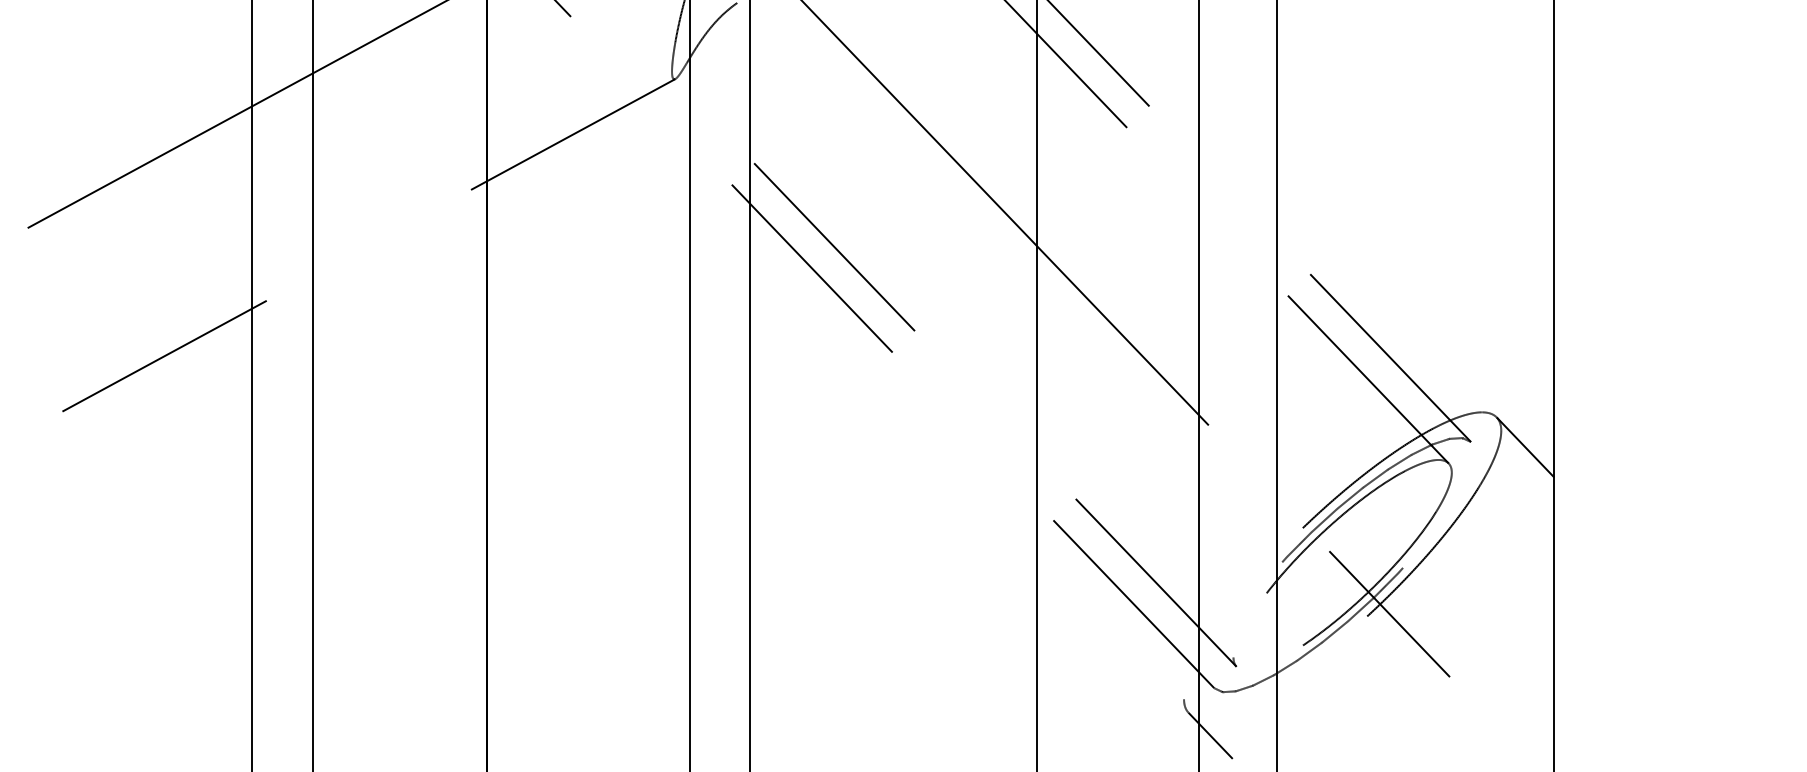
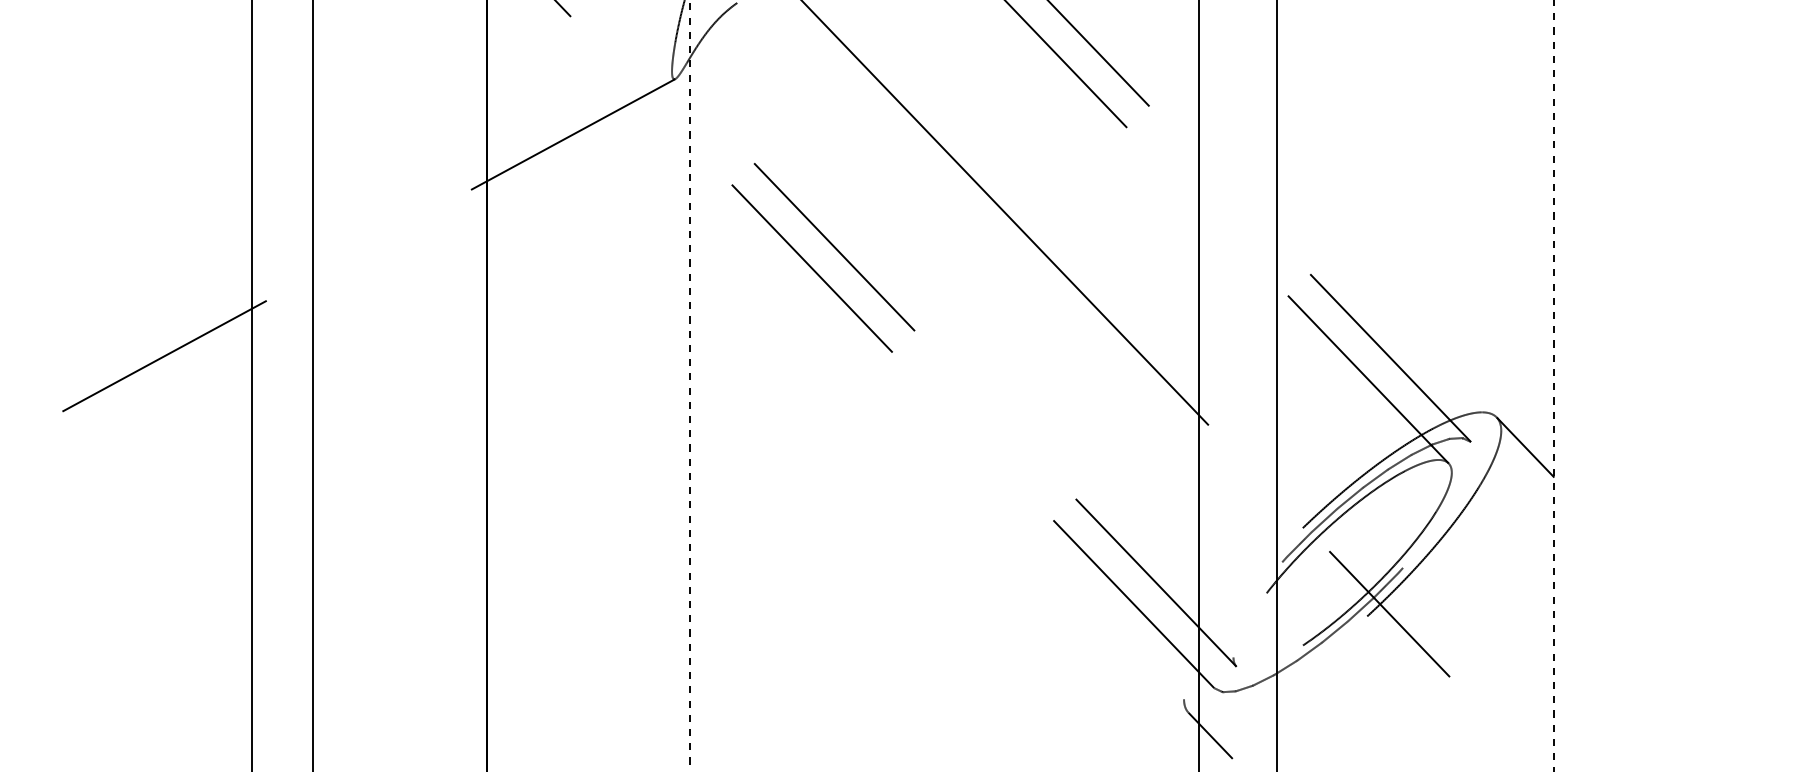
line: present -> none (223, 121)
line: present -> none (750, 385)
line: present -> none (1037, 385)
line: solid -> dashed (689, 386)
line: solid -> dashed (1554, 386)
